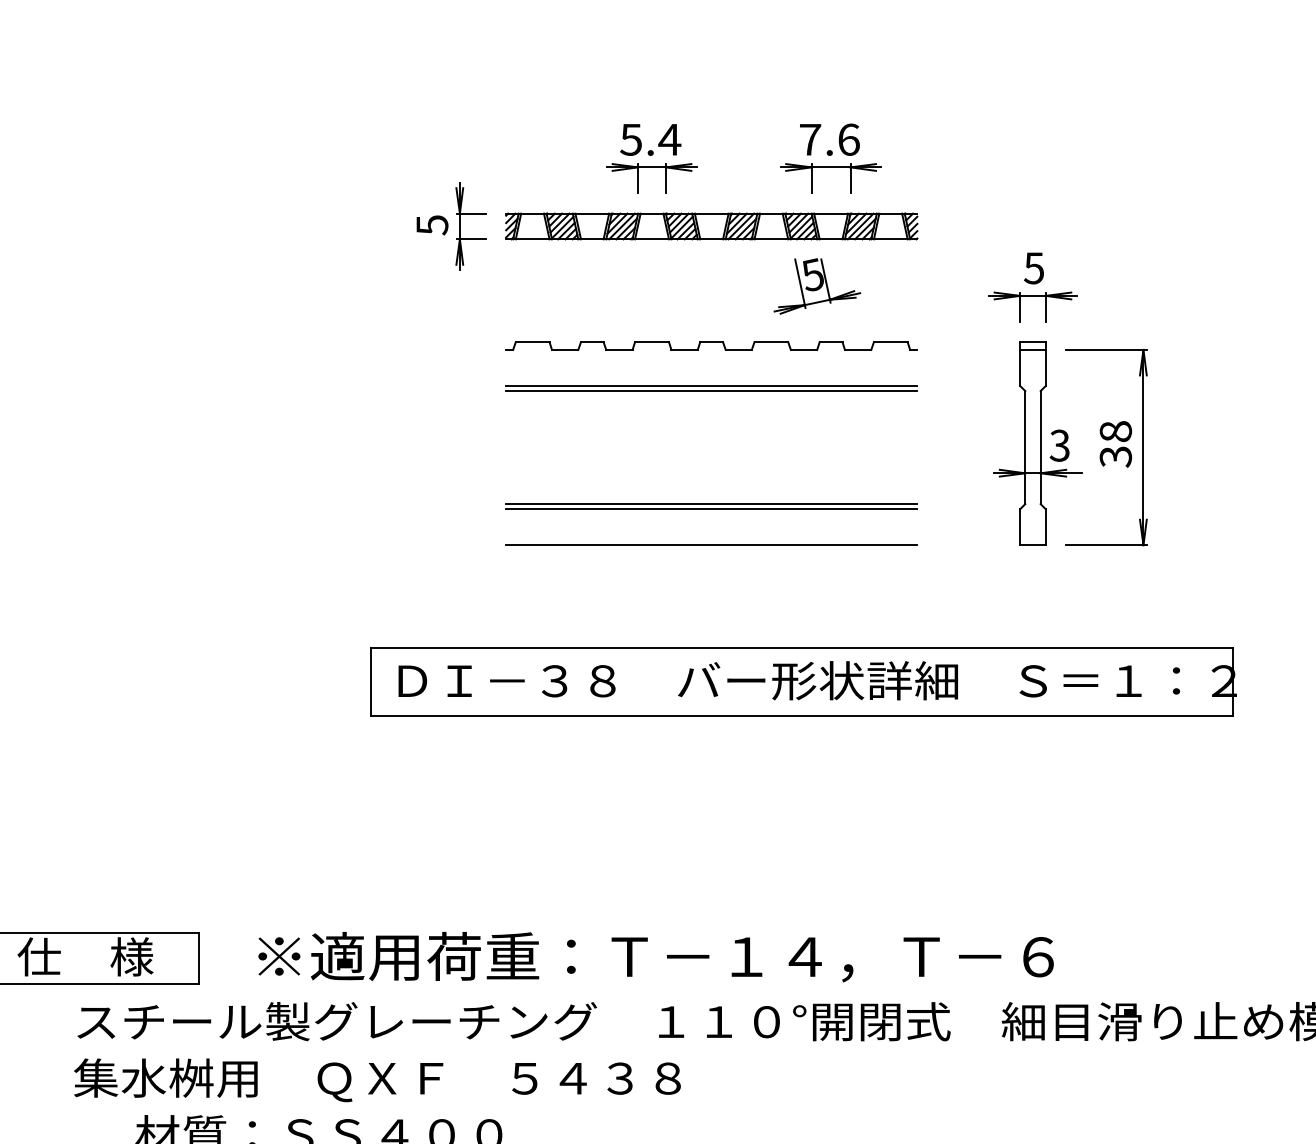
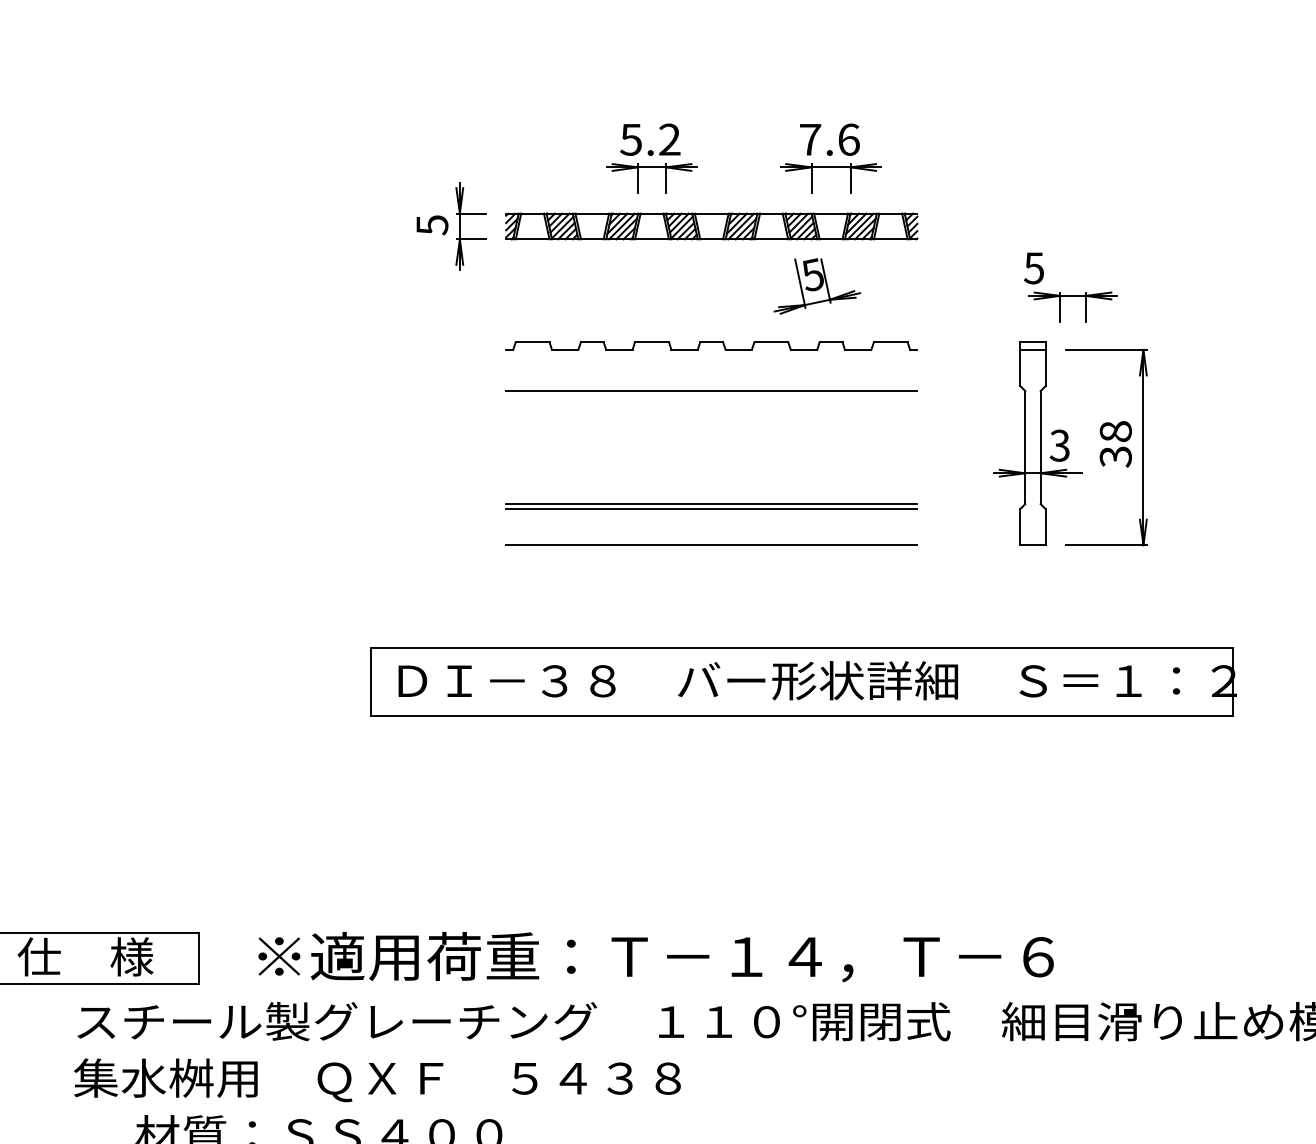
text: 5.4 -> 5.2 (669, 139)
part position: (1032, 296) -> (1072, 296) (1072, 296)
line: present -> none (711, 385)
